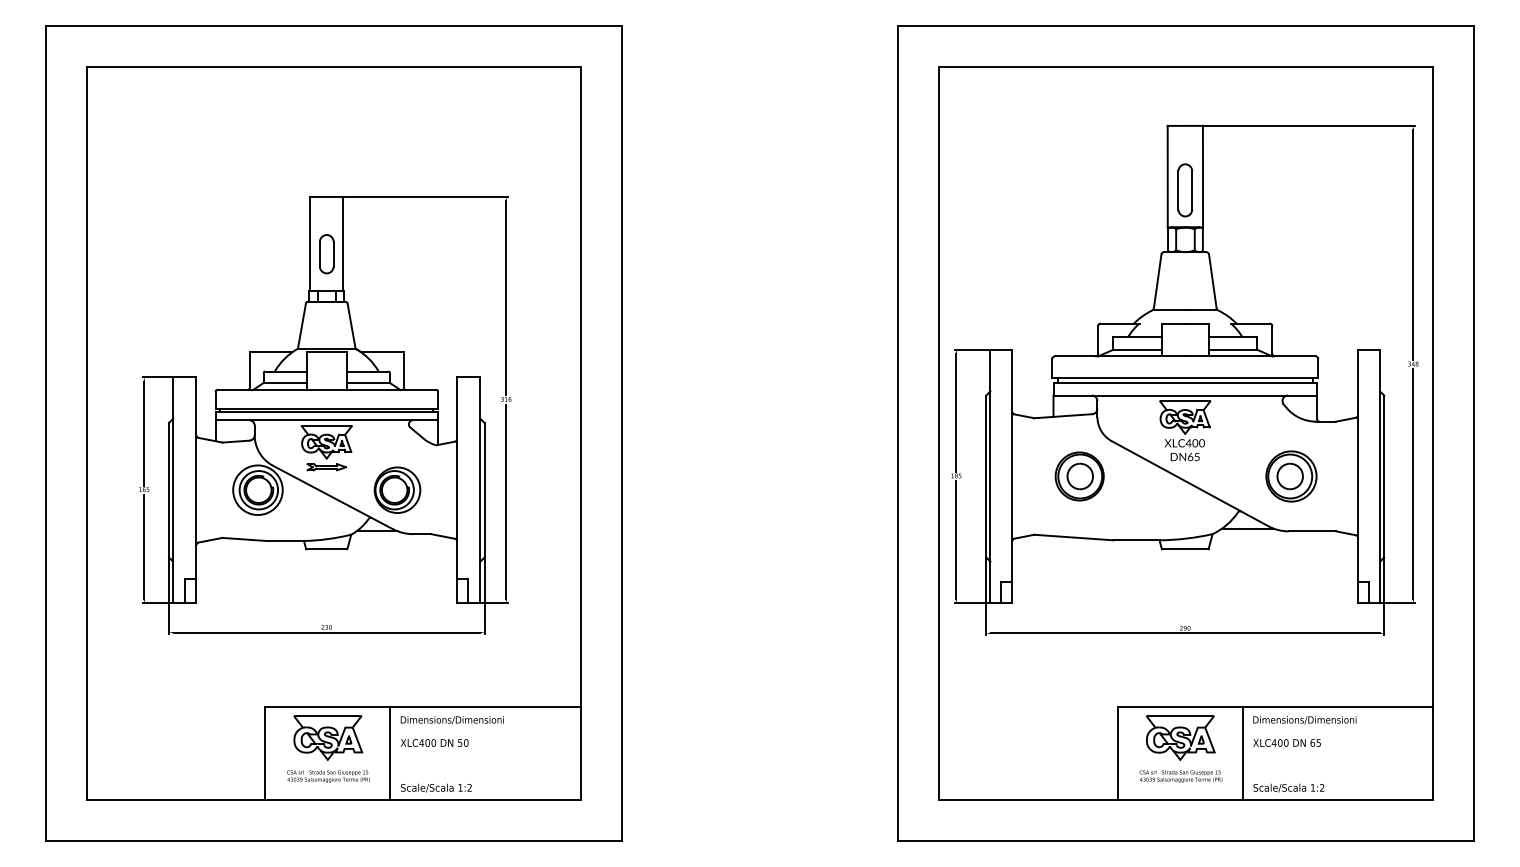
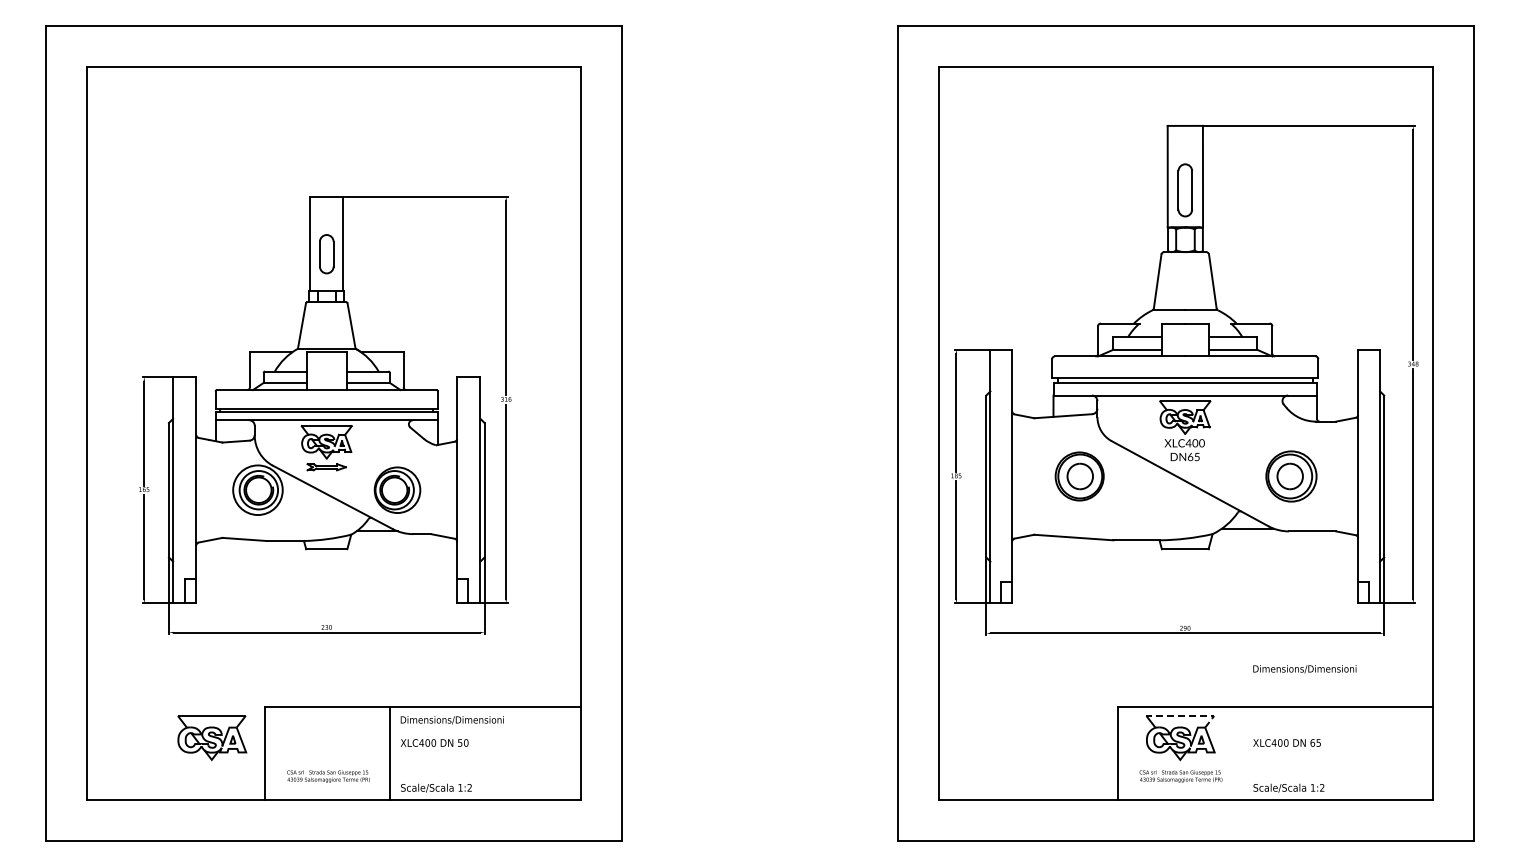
line: solid -> dashed (1188, 716)
text position: (1304, 720) -> (1304, 669) (1304, 669)
part position: (328, 738) -> (212, 738) (212, 738)
line: present -> none (1242, 753)
